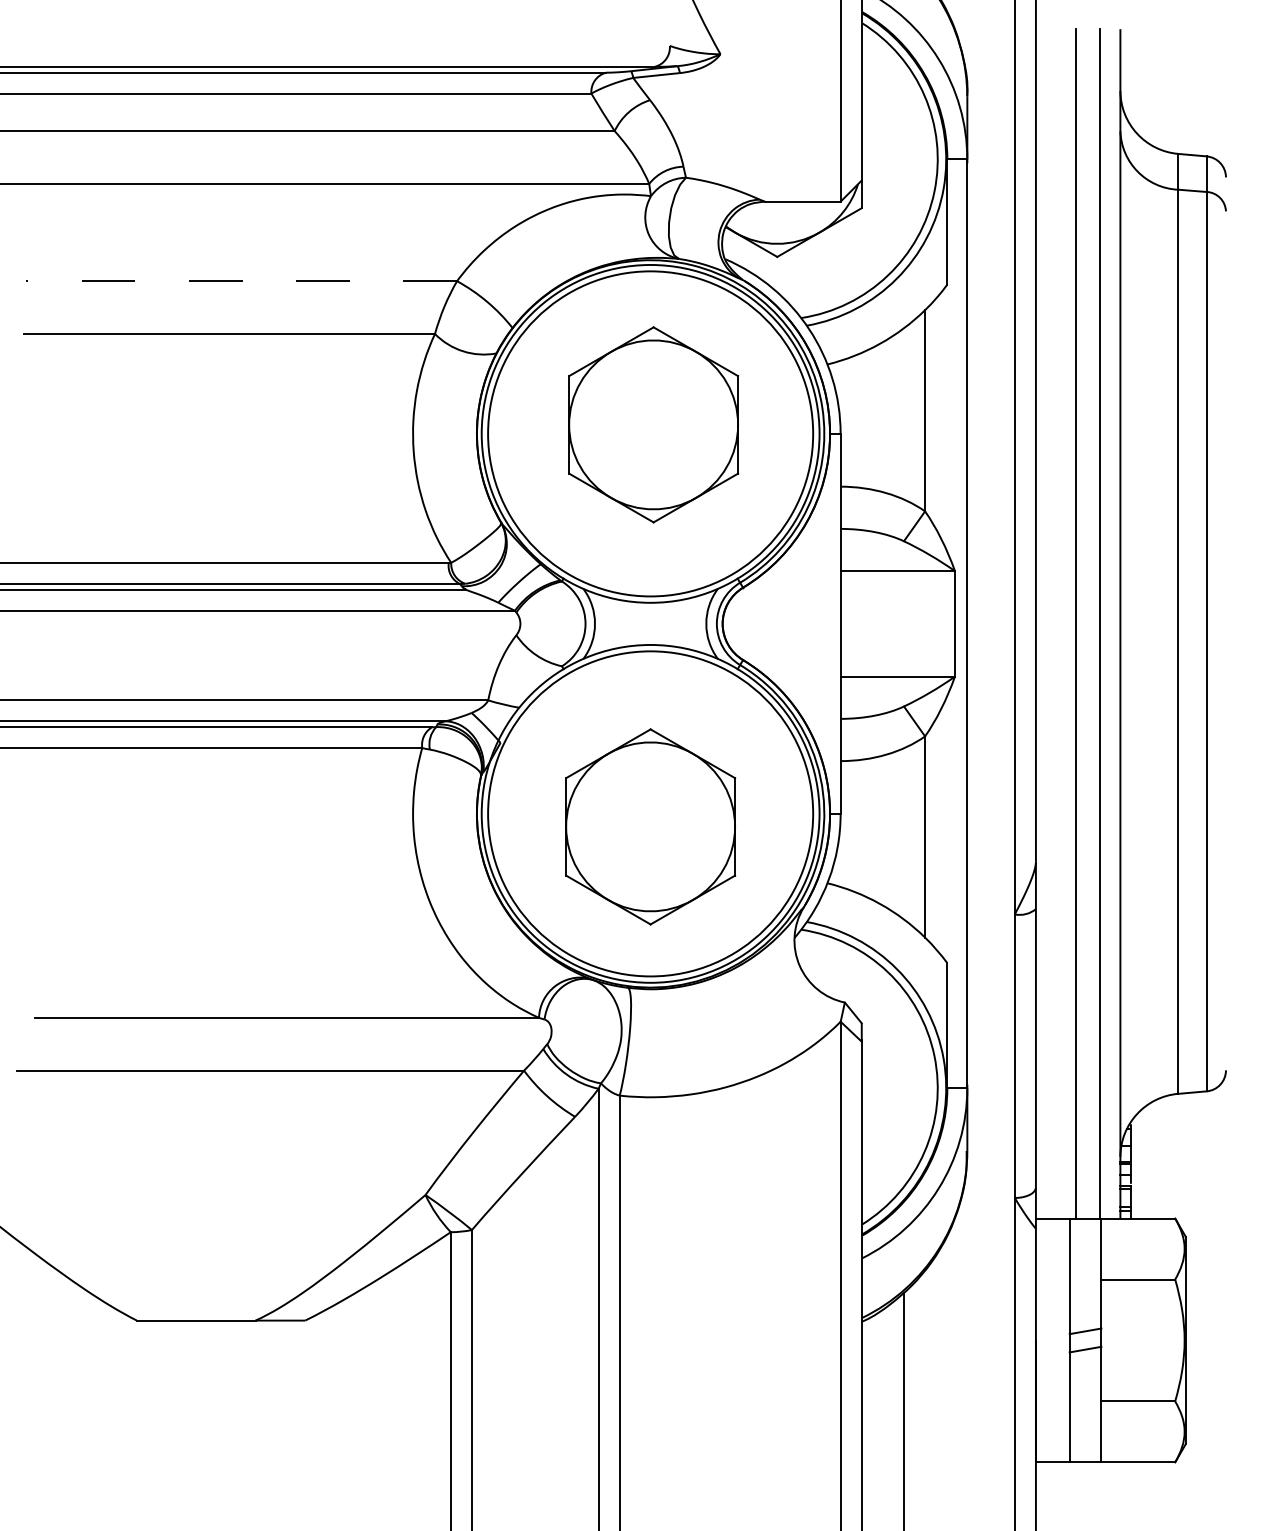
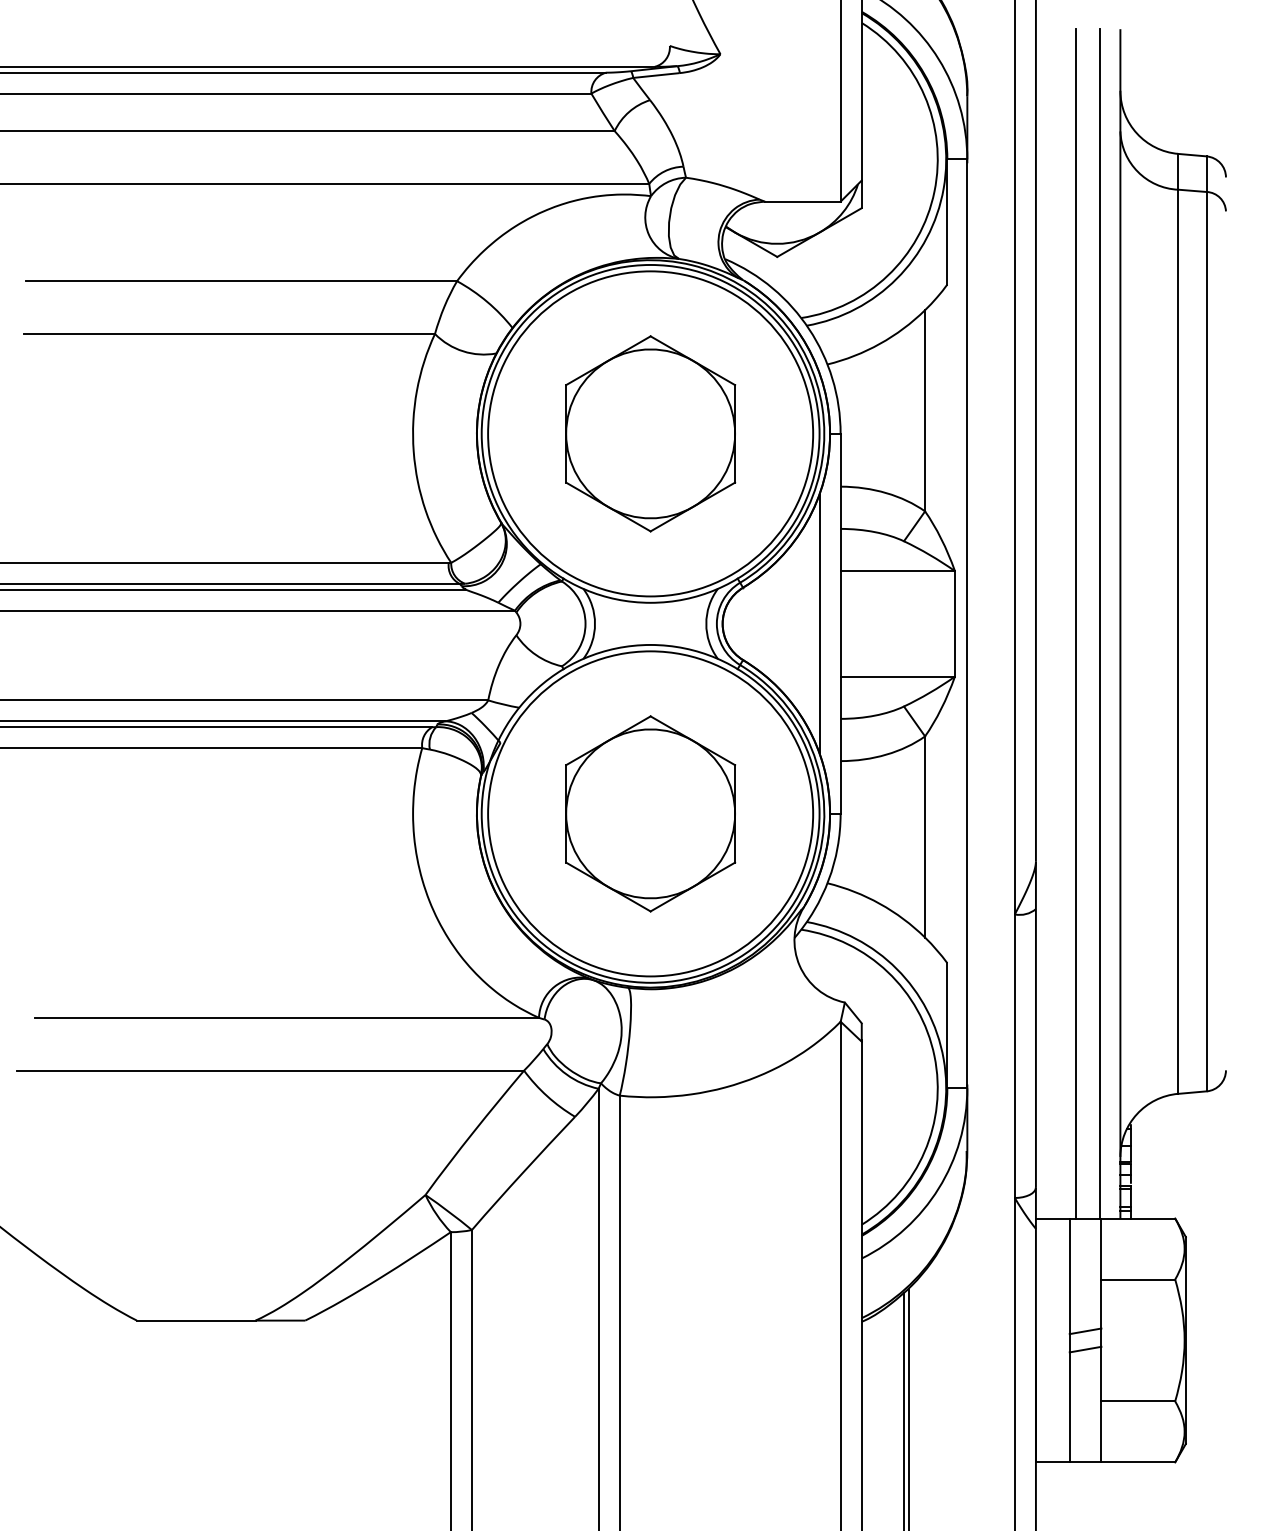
line: dashed -> solid (241, 281)
part position: (653, 424) -> (650, 433) (650, 433)
line: none -> present (819, 623)
part position: (650, 826) -> (650, 813) (650, 813)
line: none -> present (909, 1408)
